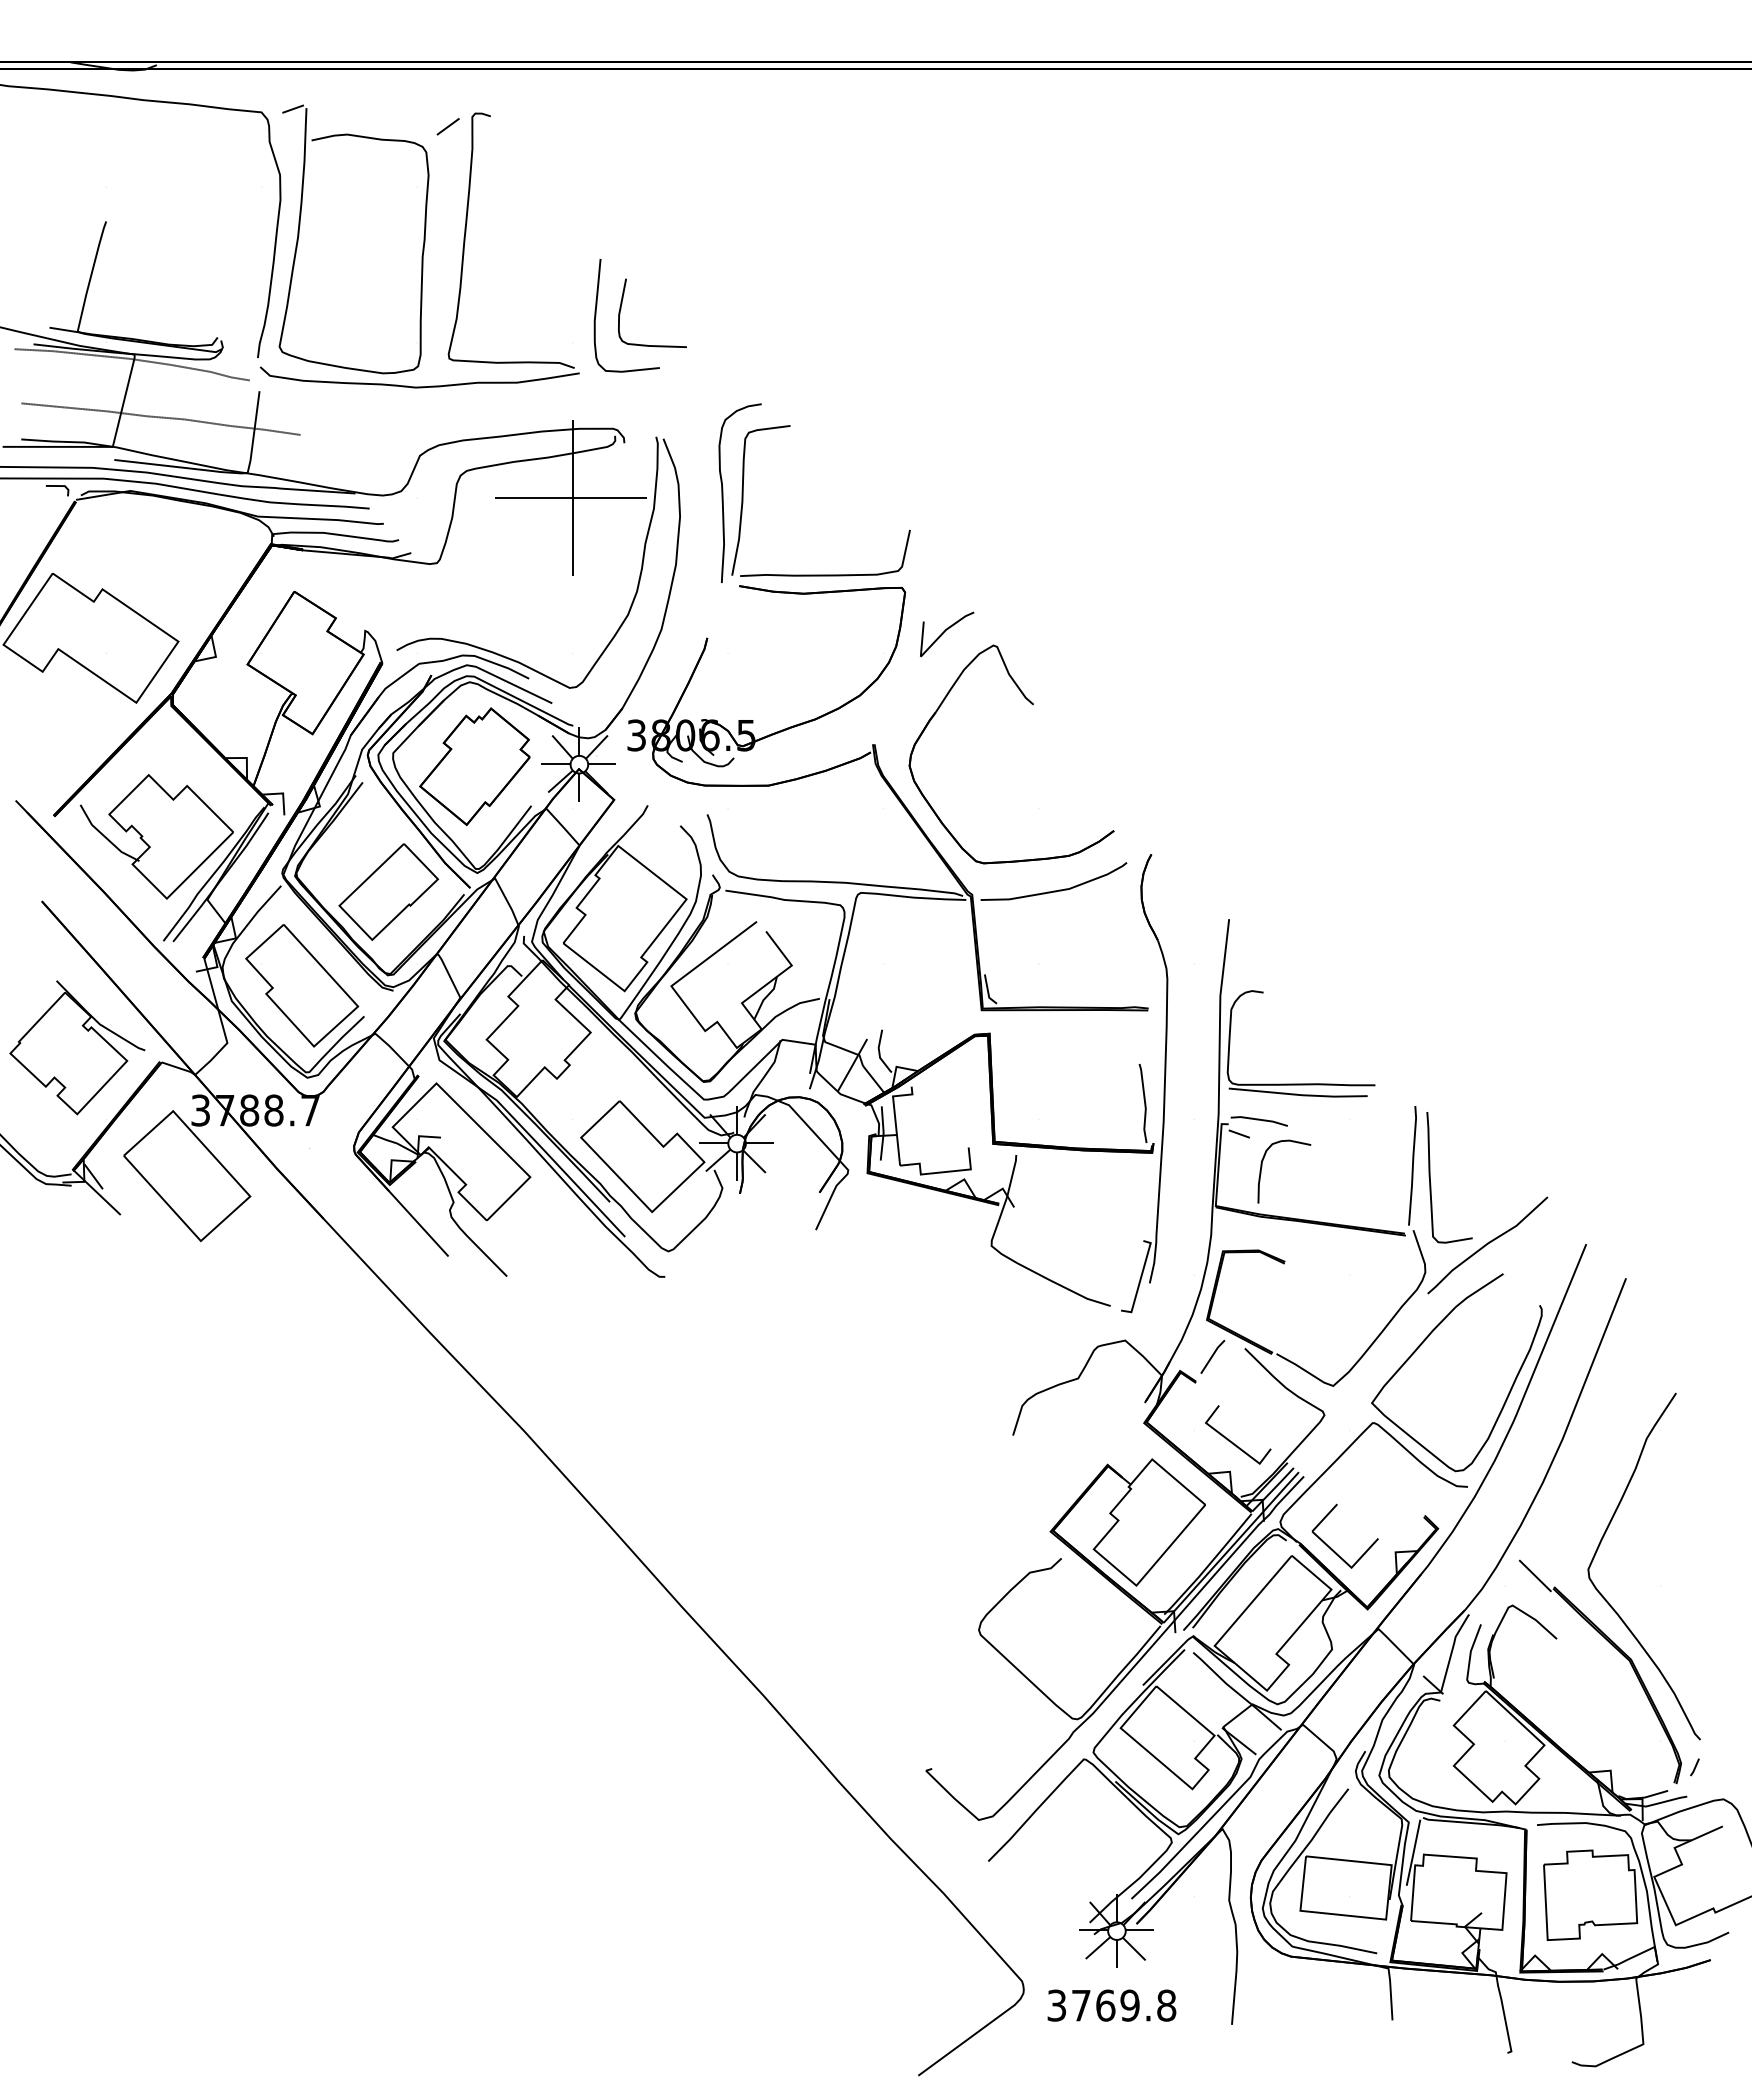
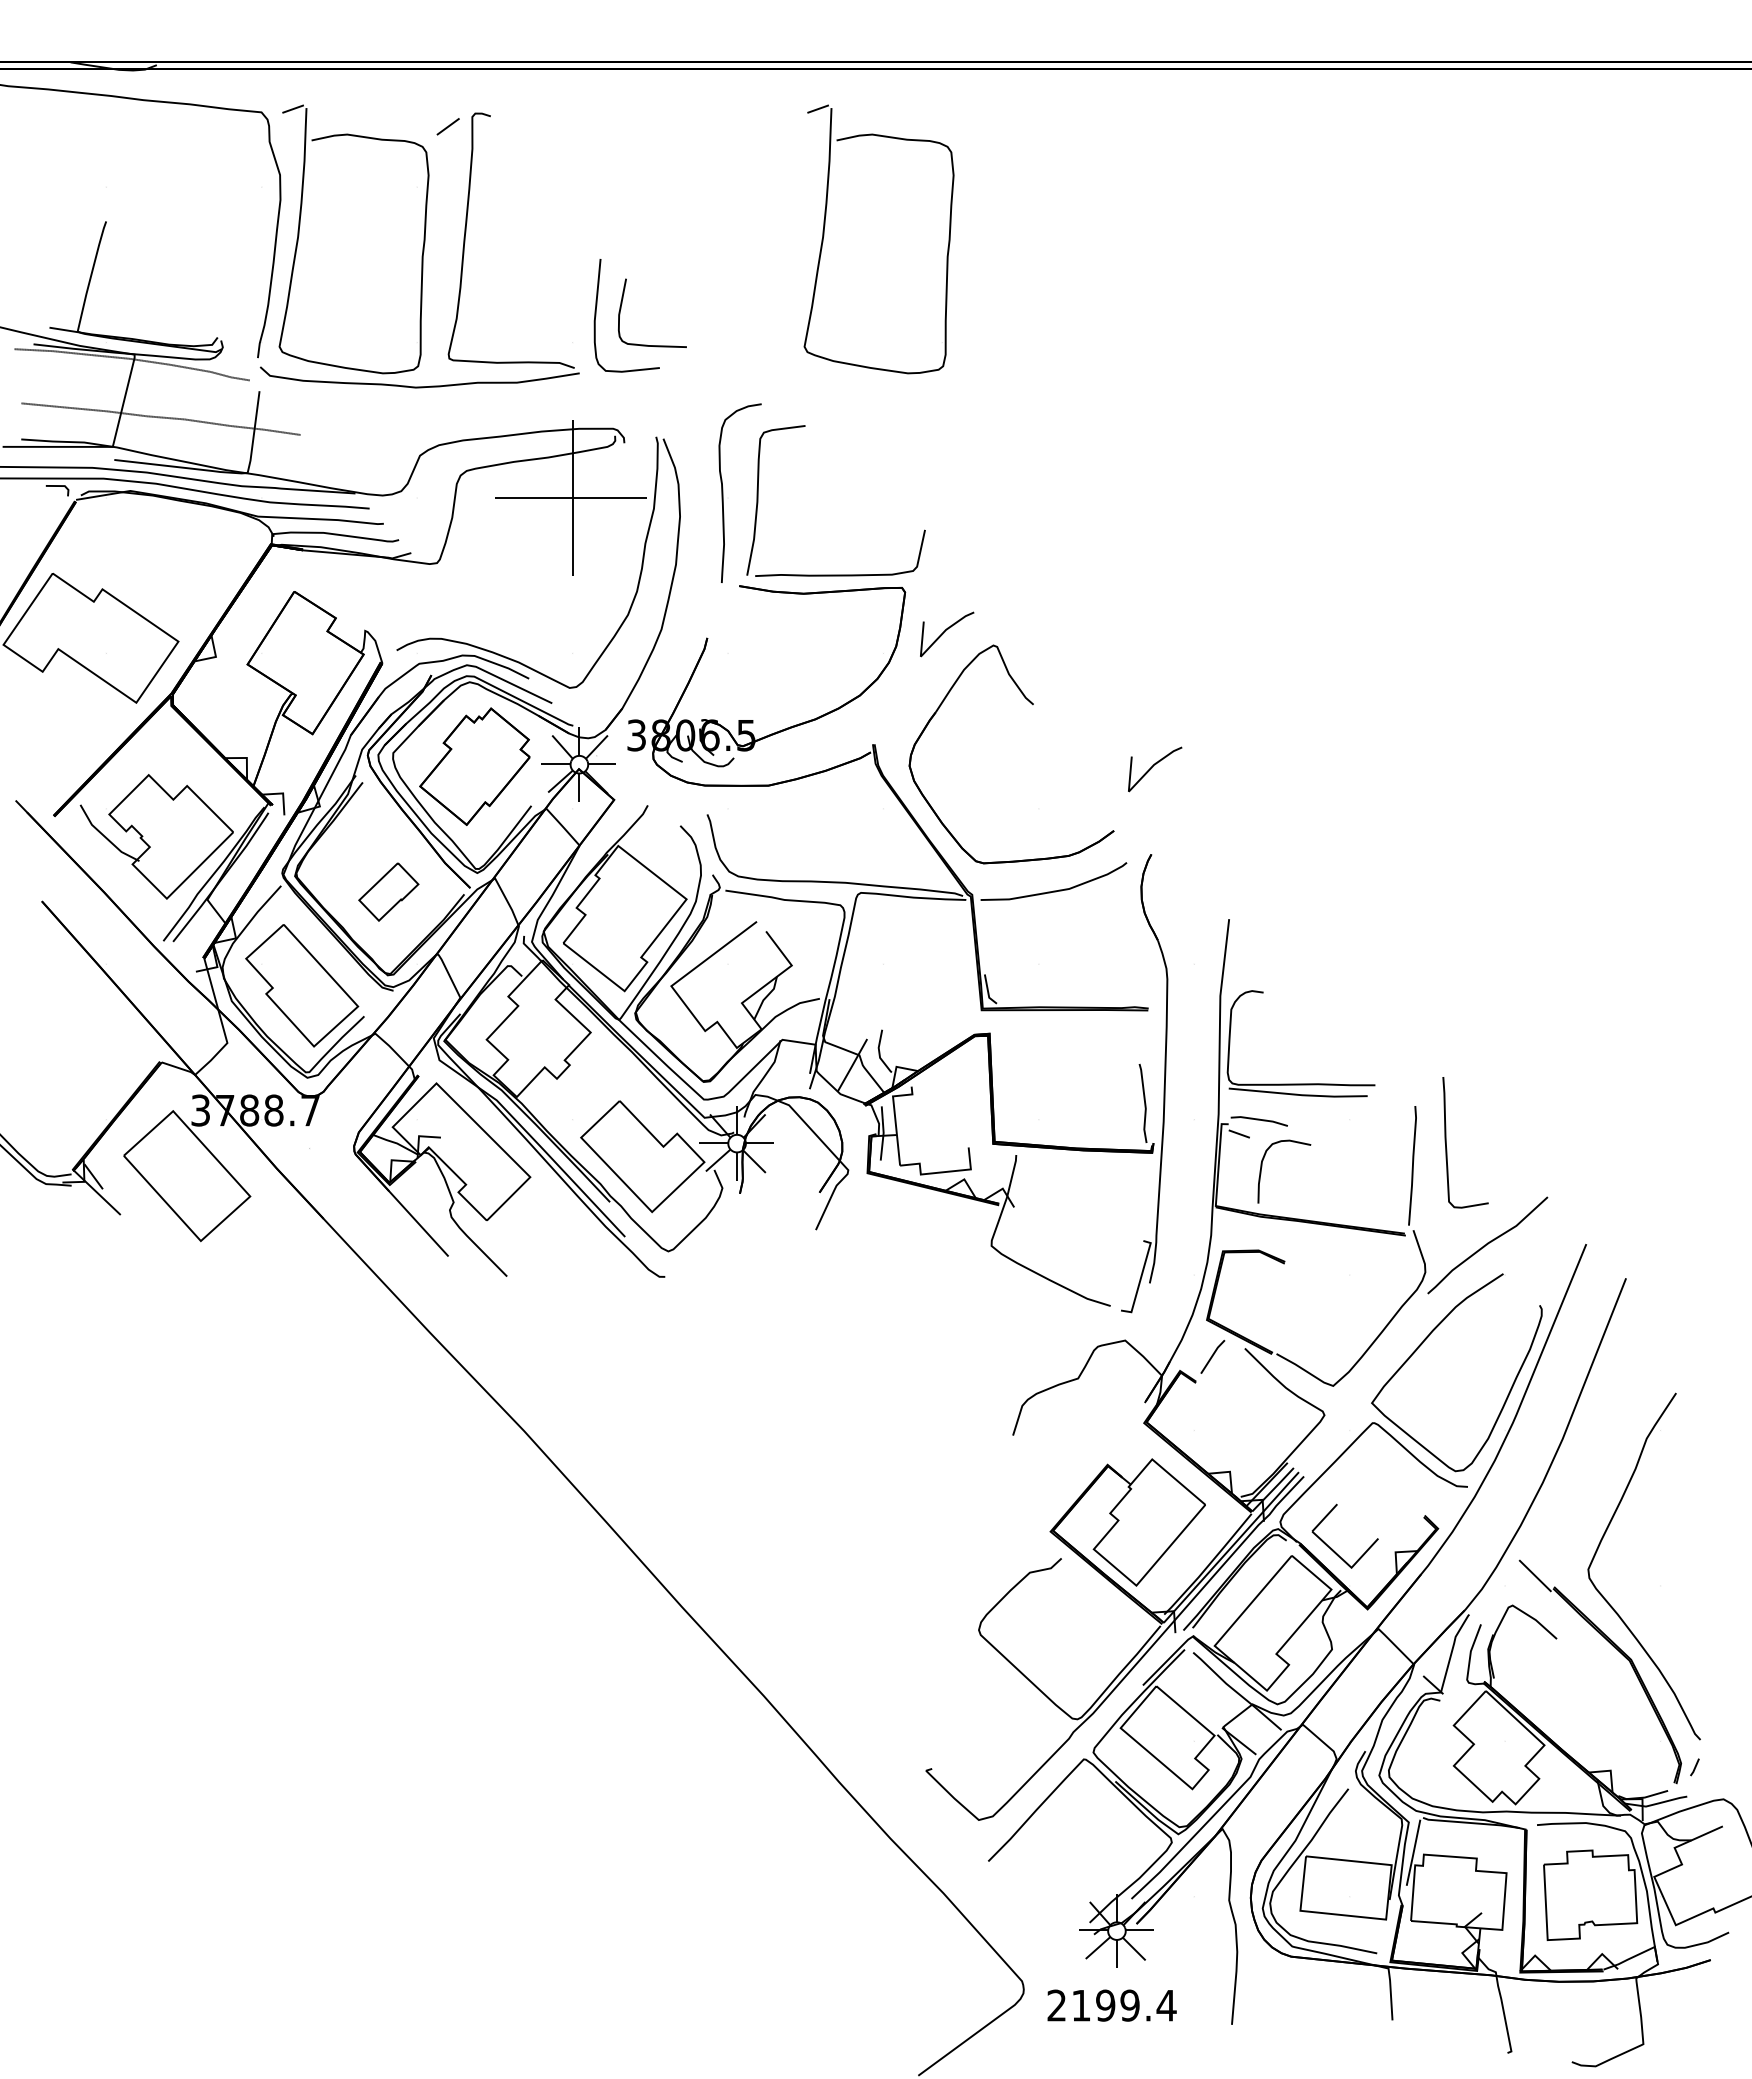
part: none -> present (824, 236)
part position: (820, 574) -> (835, 574) (835, 574)
line: none -> present (1153, 766)
part size: 102x98 px -> 62x60 px (388, 891)
part: present -> none (77, 1047)
curve position: (1431, 1183) -> (1447, 1148) (1447, 1148)
line: present -> none (1232, 1441)
text: 3769.8 -> 2199.4 (1111, 2005)
